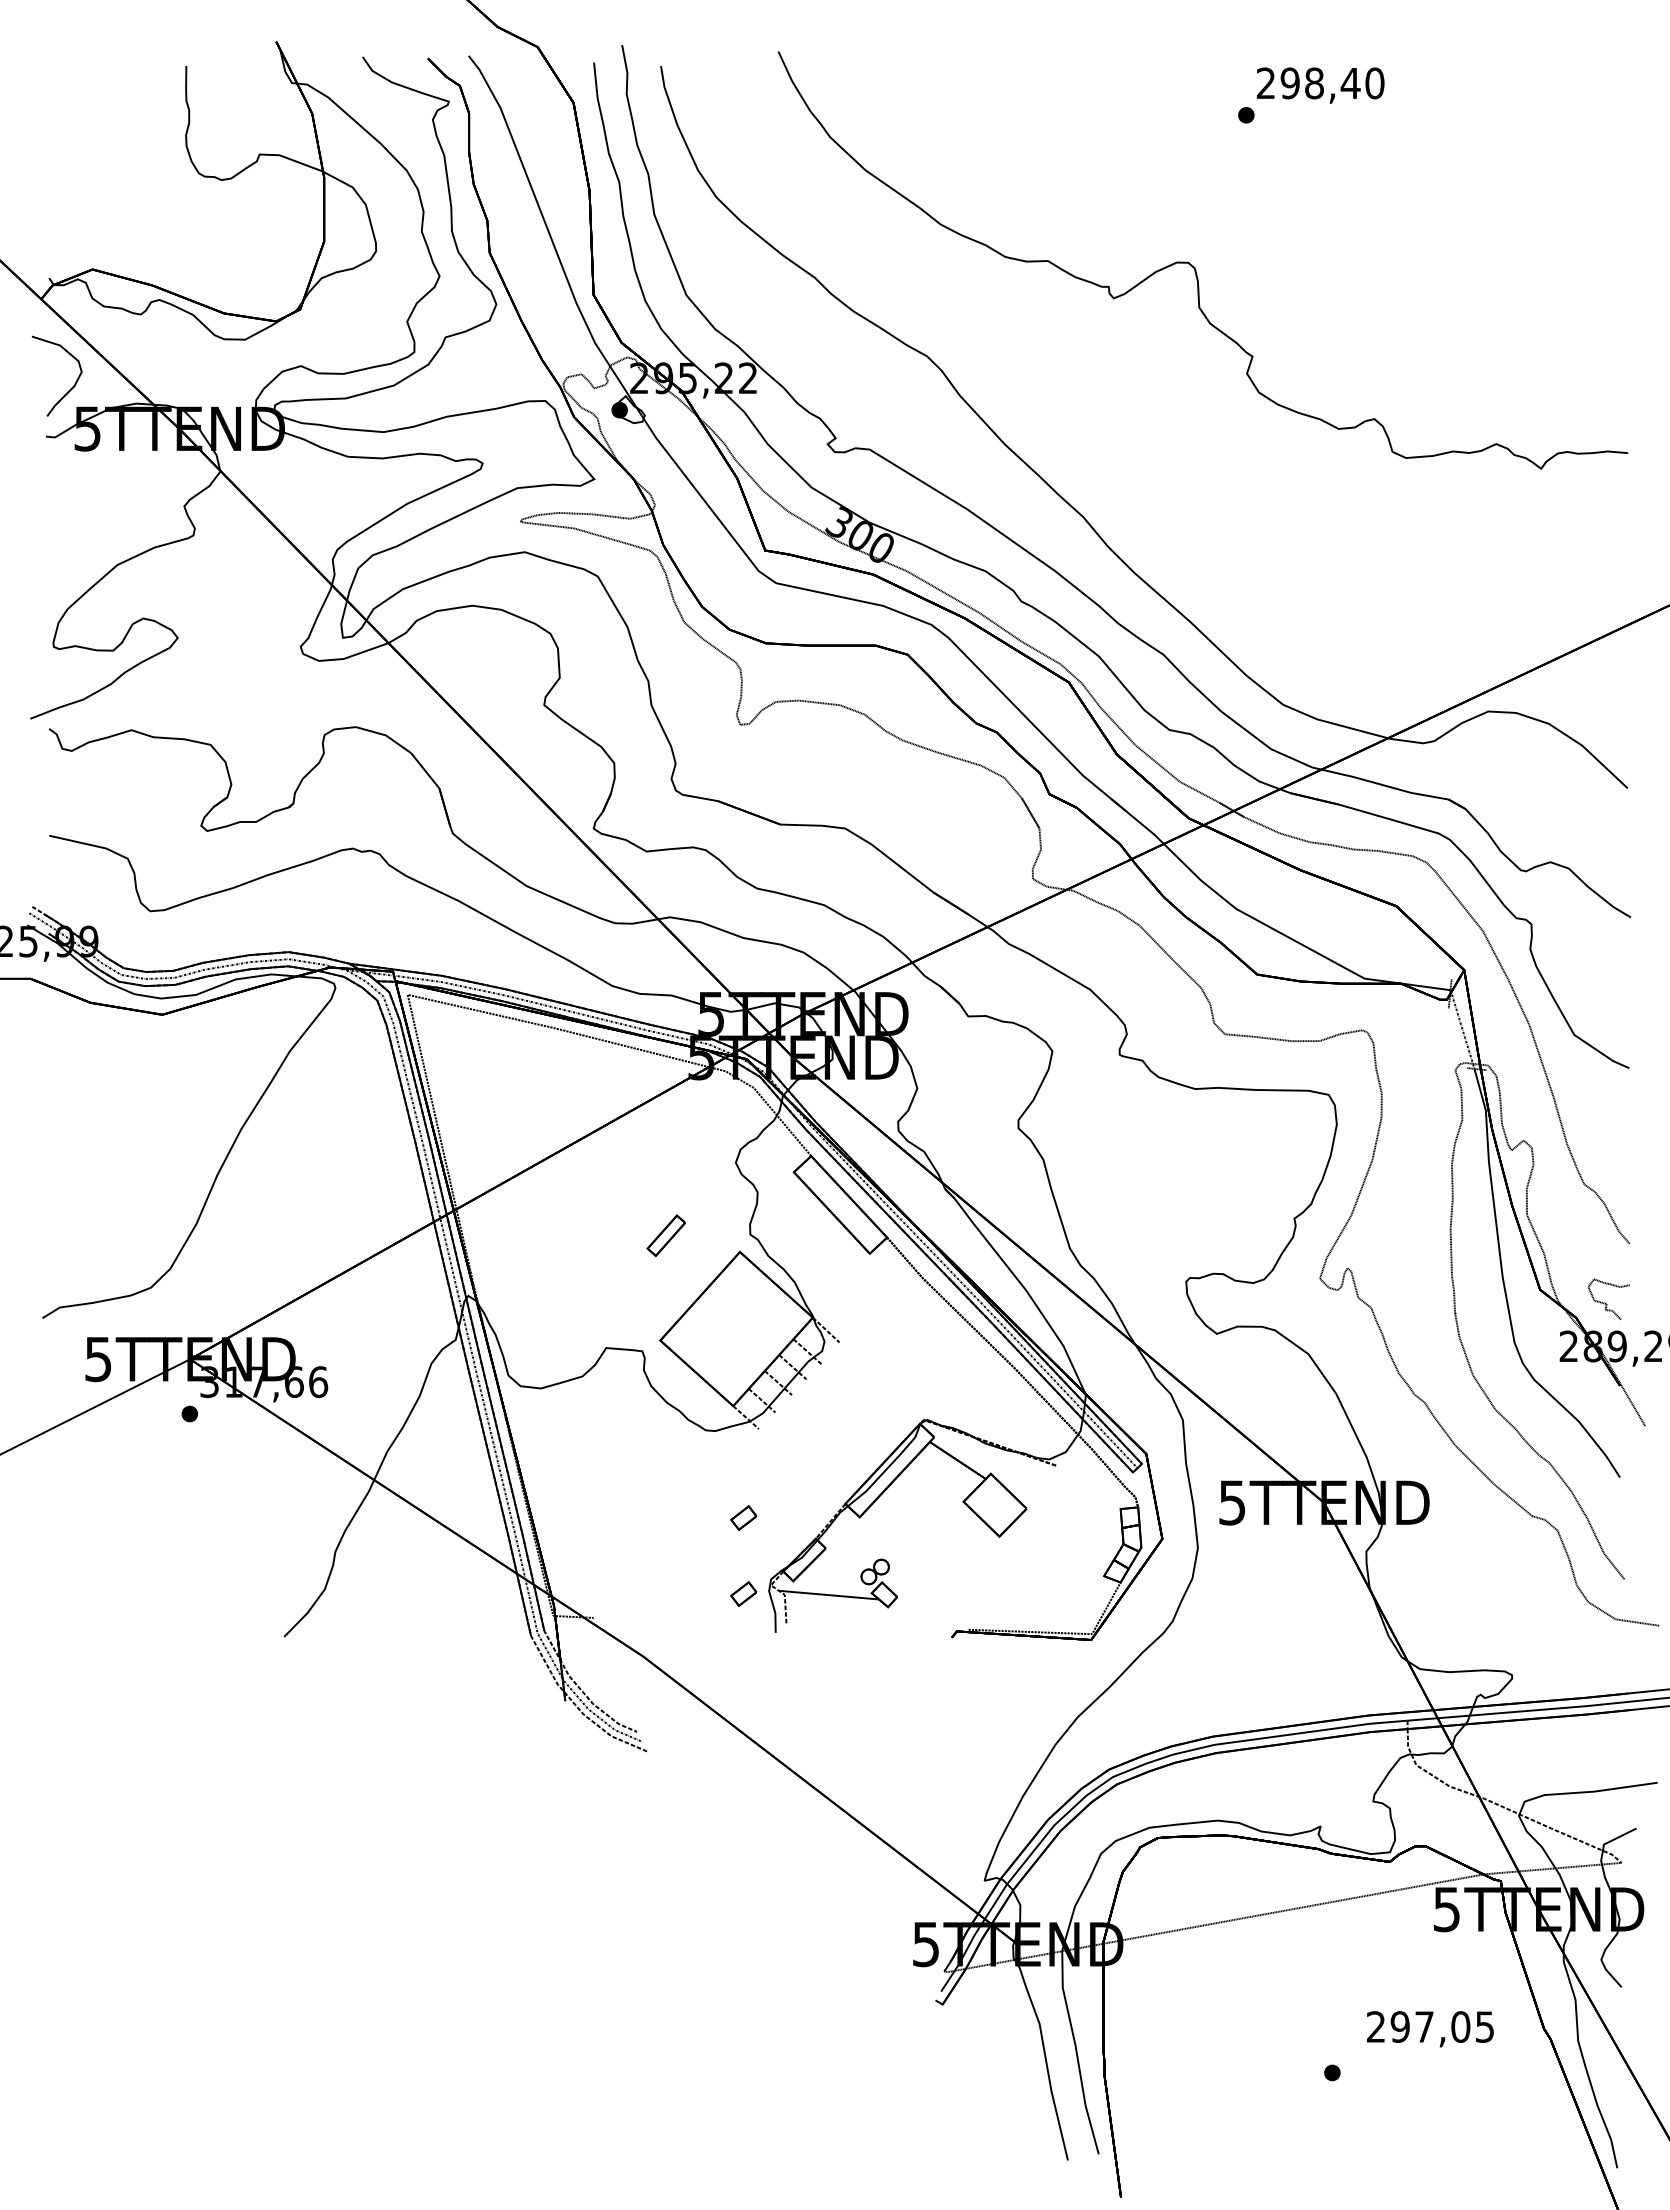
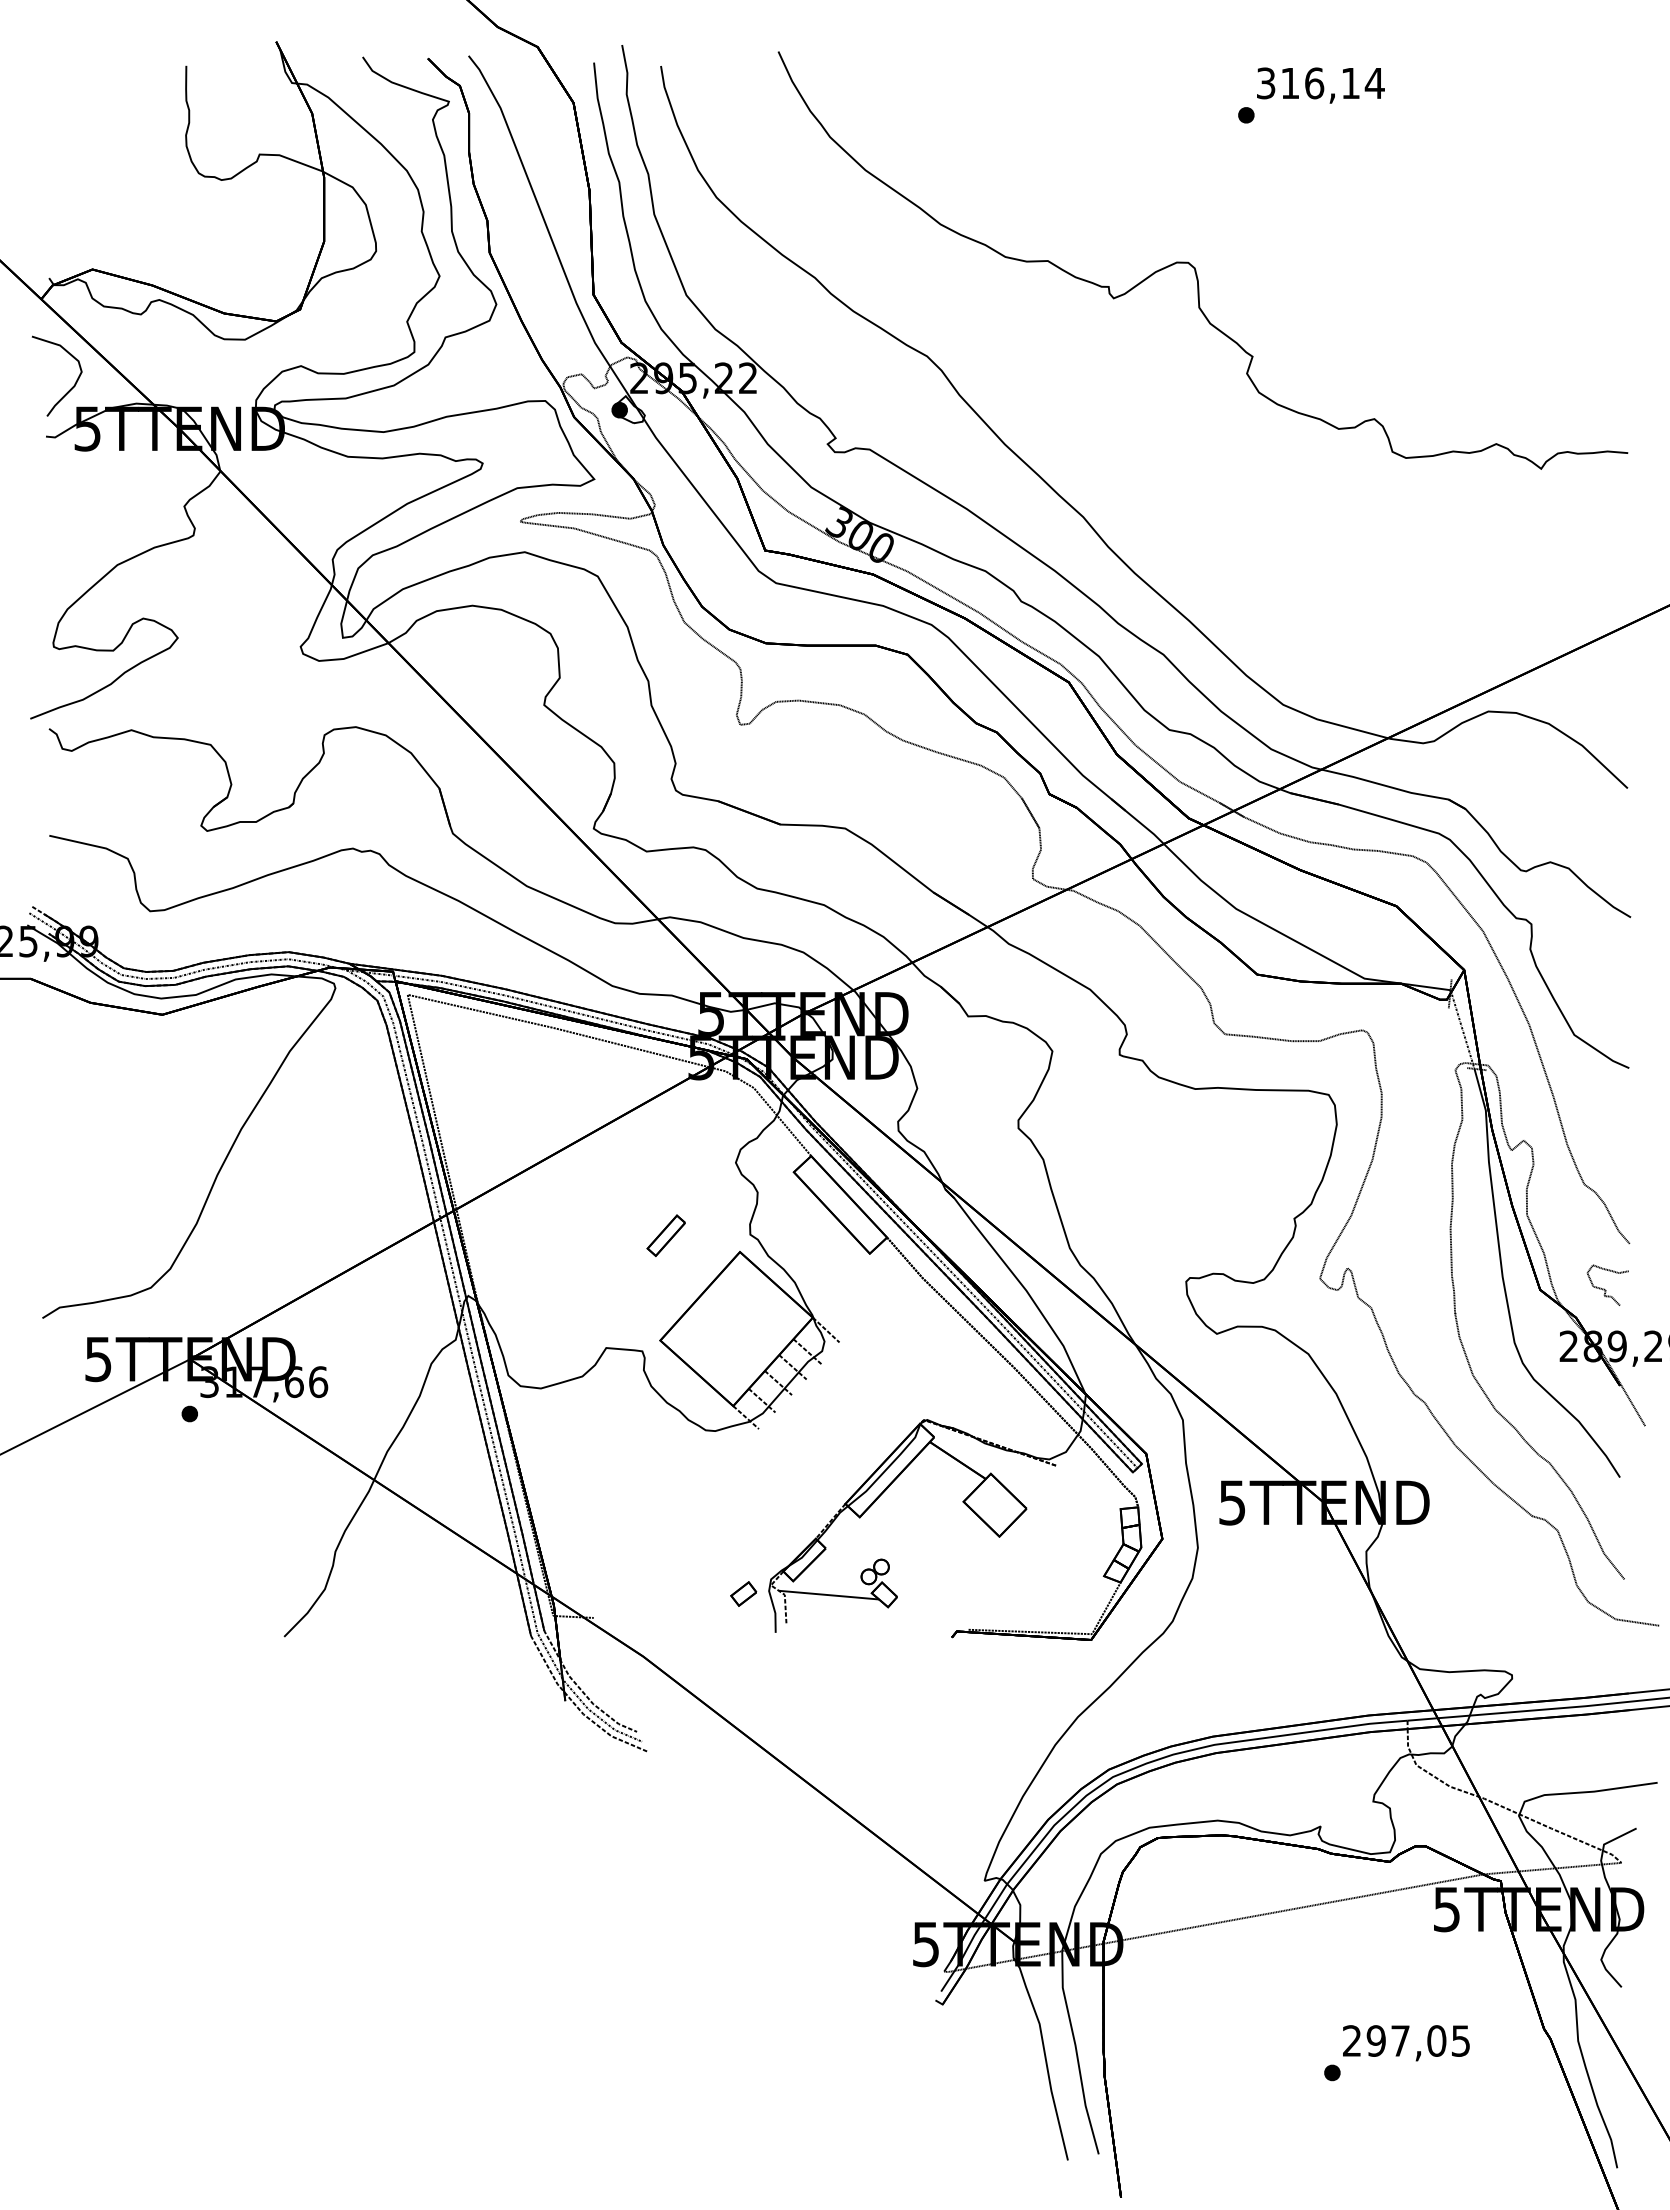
text: 298,40 -> 316,14 (1320, 83)
curve position: (1605, 1302) -> (1604, 1288) (1604, 1288)
part: present -> none (743, 1517)
text position: (1430, 2029) -> (1406, 2043) (1406, 2043)
